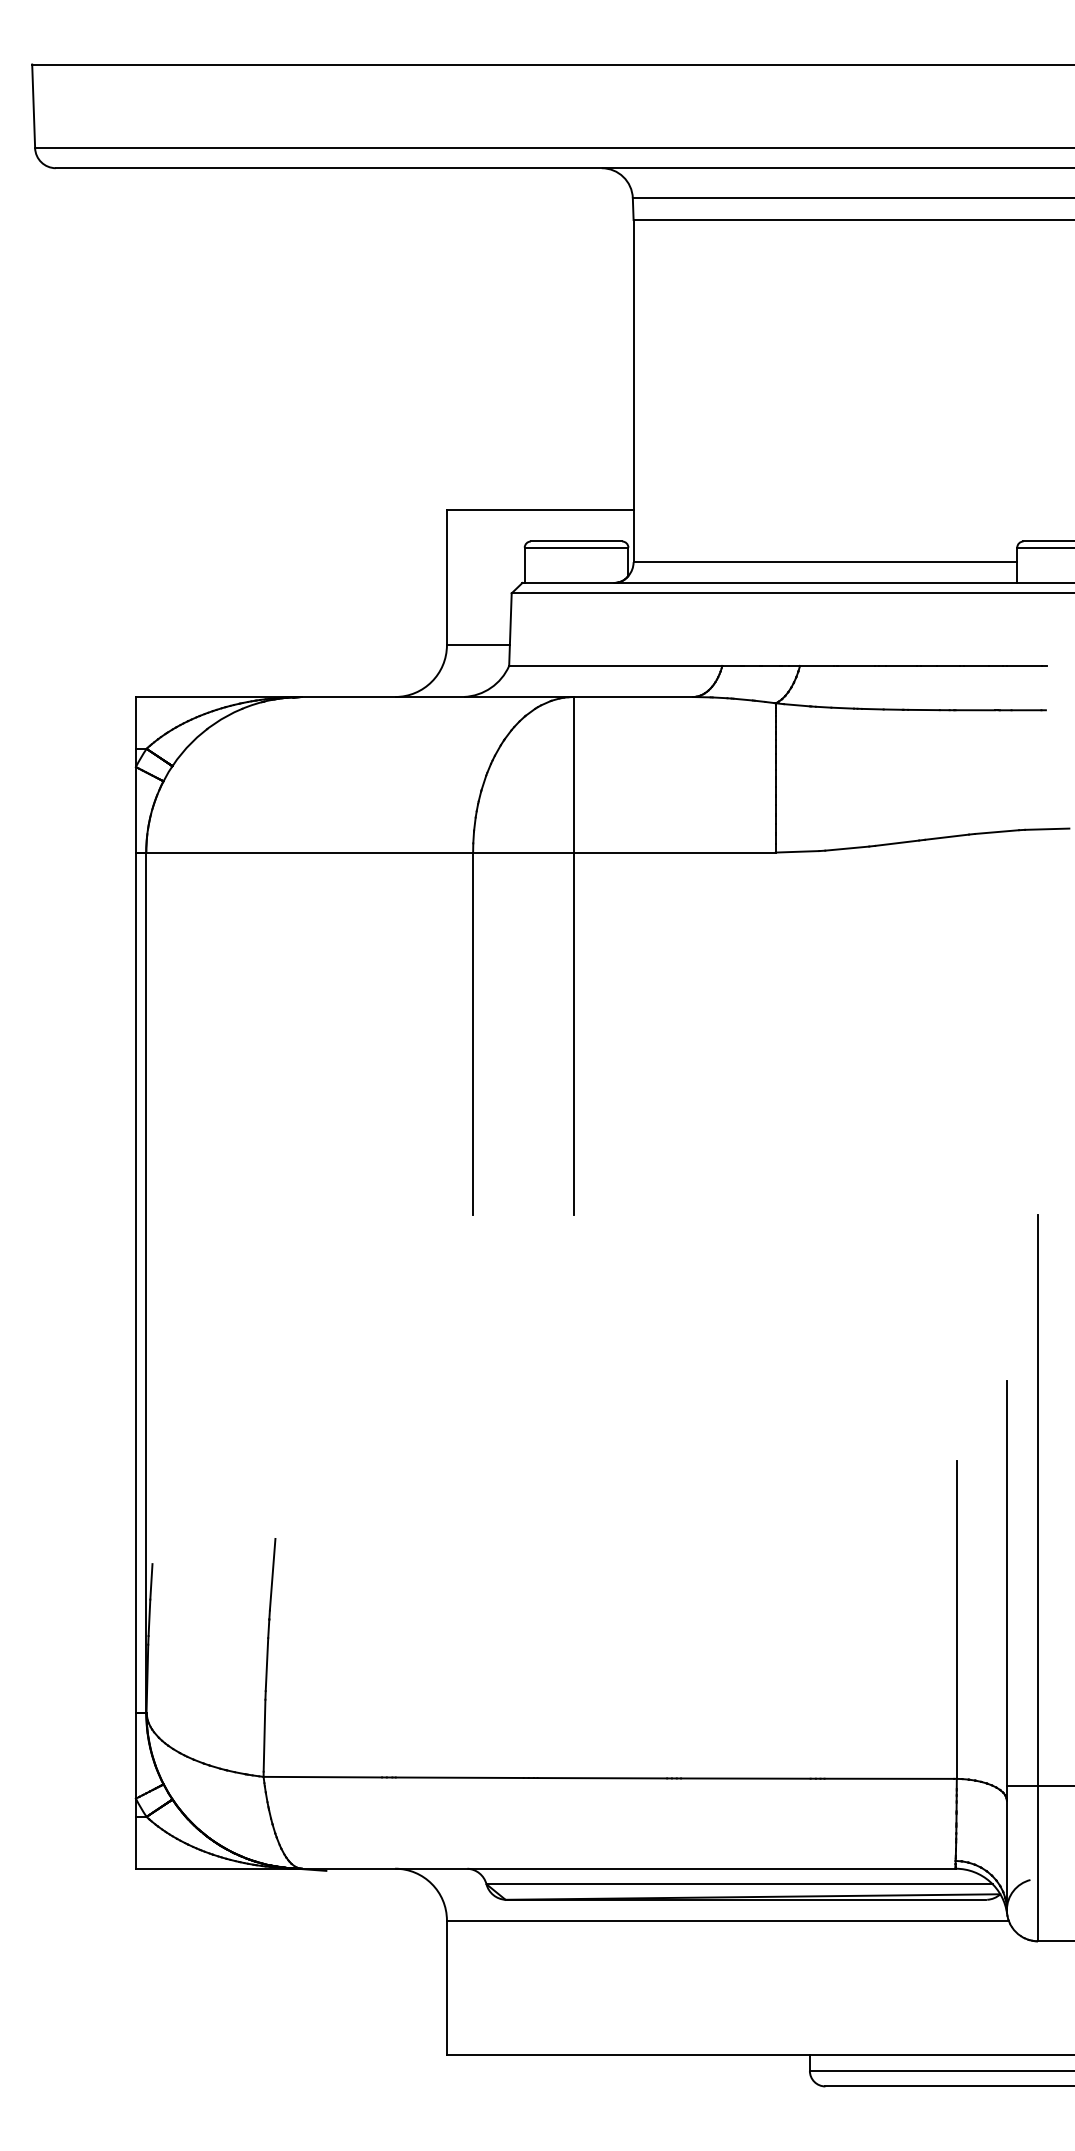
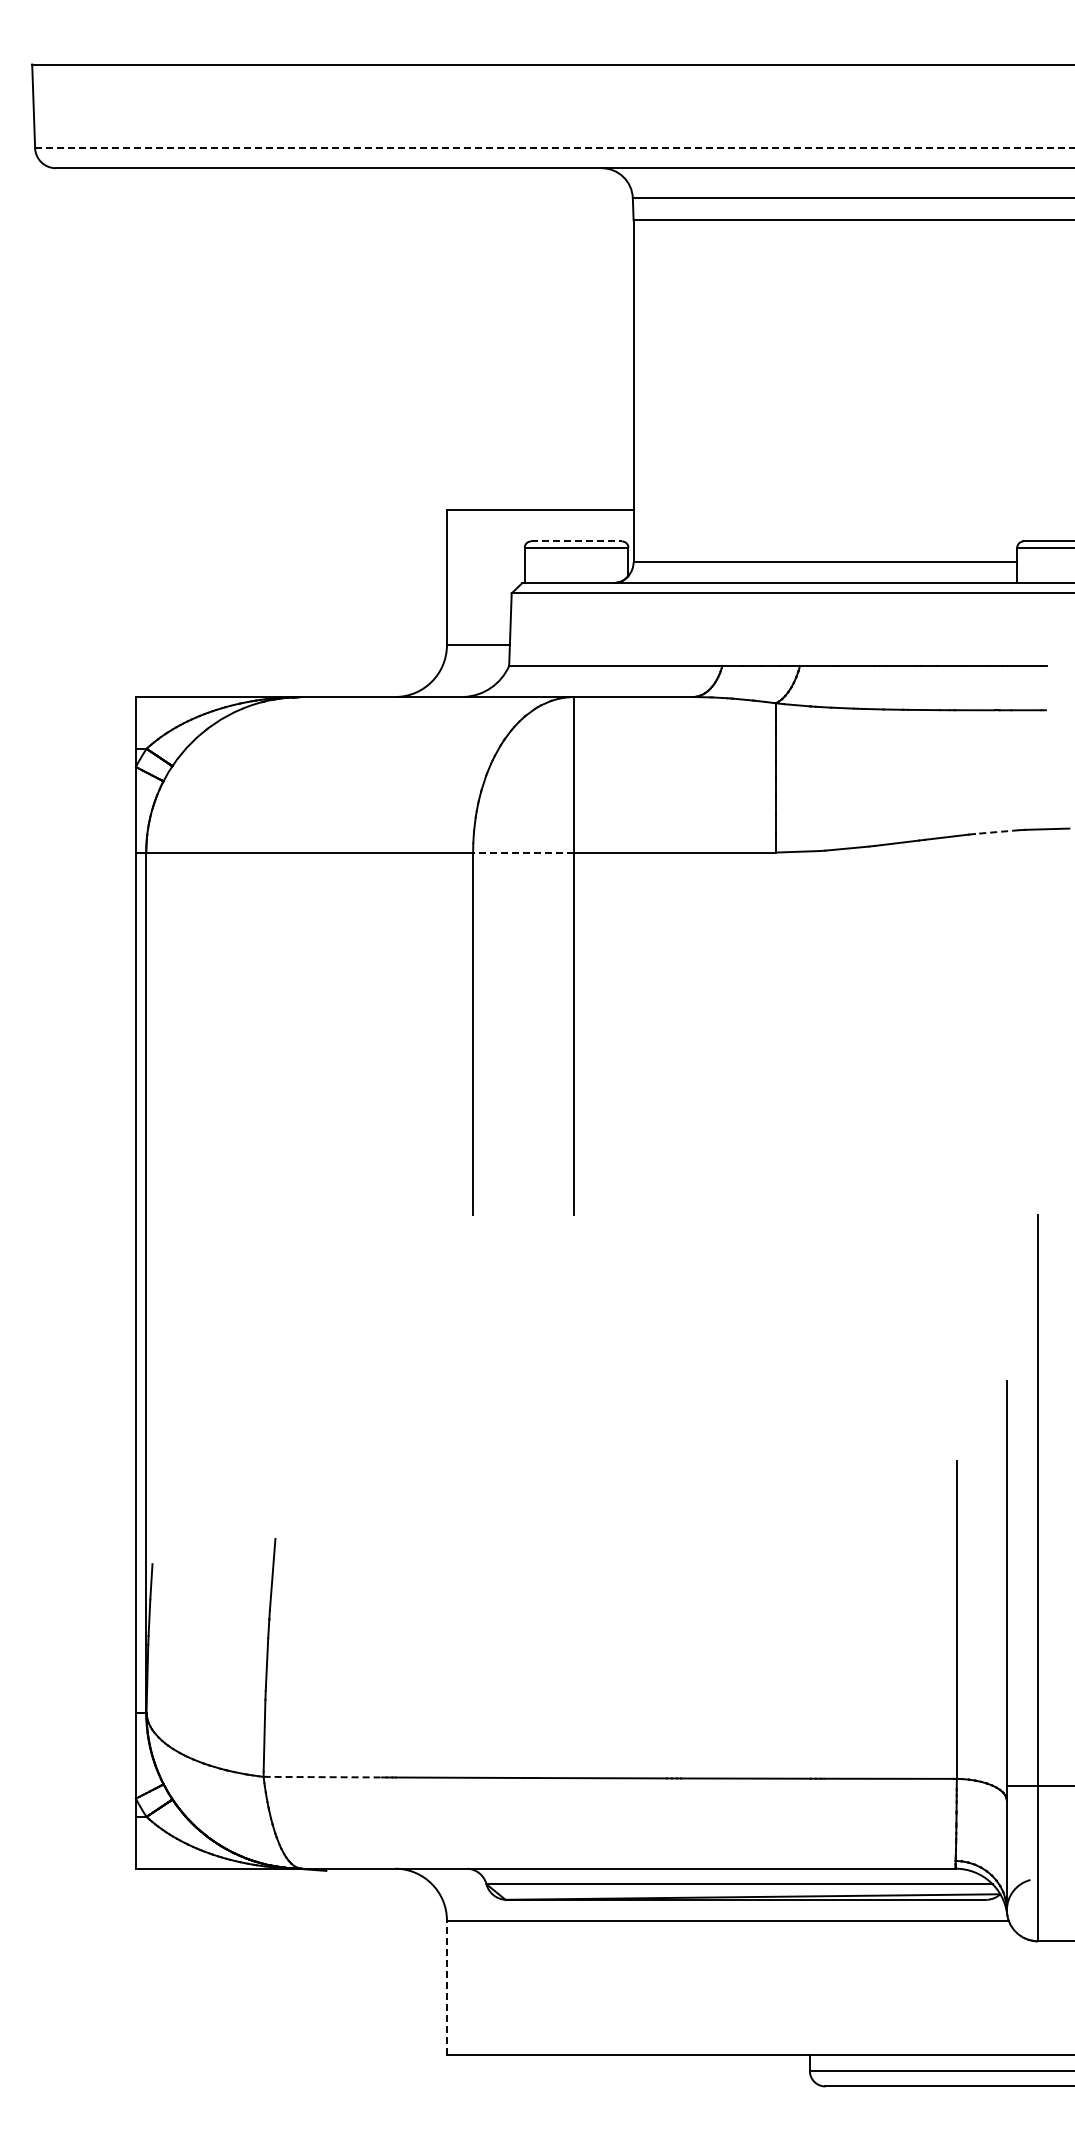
line: solid -> dashed (555, 148)
line: solid -> dashed (576, 541)
line: solid -> dashed (996, 832)
line: solid -> dashed (522, 852)
line: solid -> dashed (323, 1777)
line: solid -> dashed (446, 1987)
